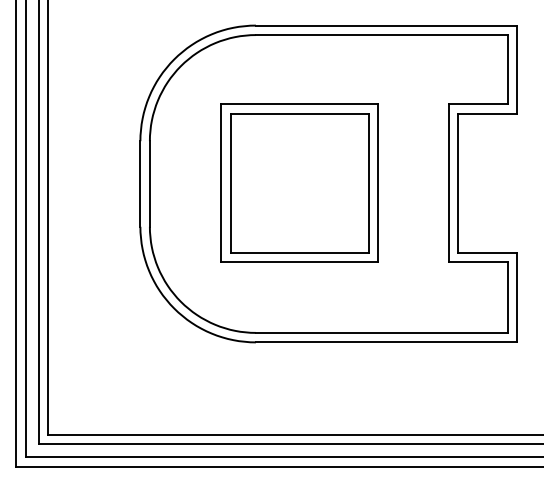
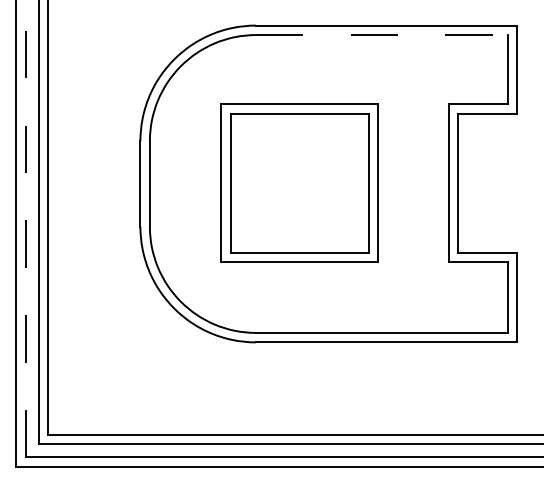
line: solid -> dashed (381, 35)
line: solid -> dashed (25, 228)
